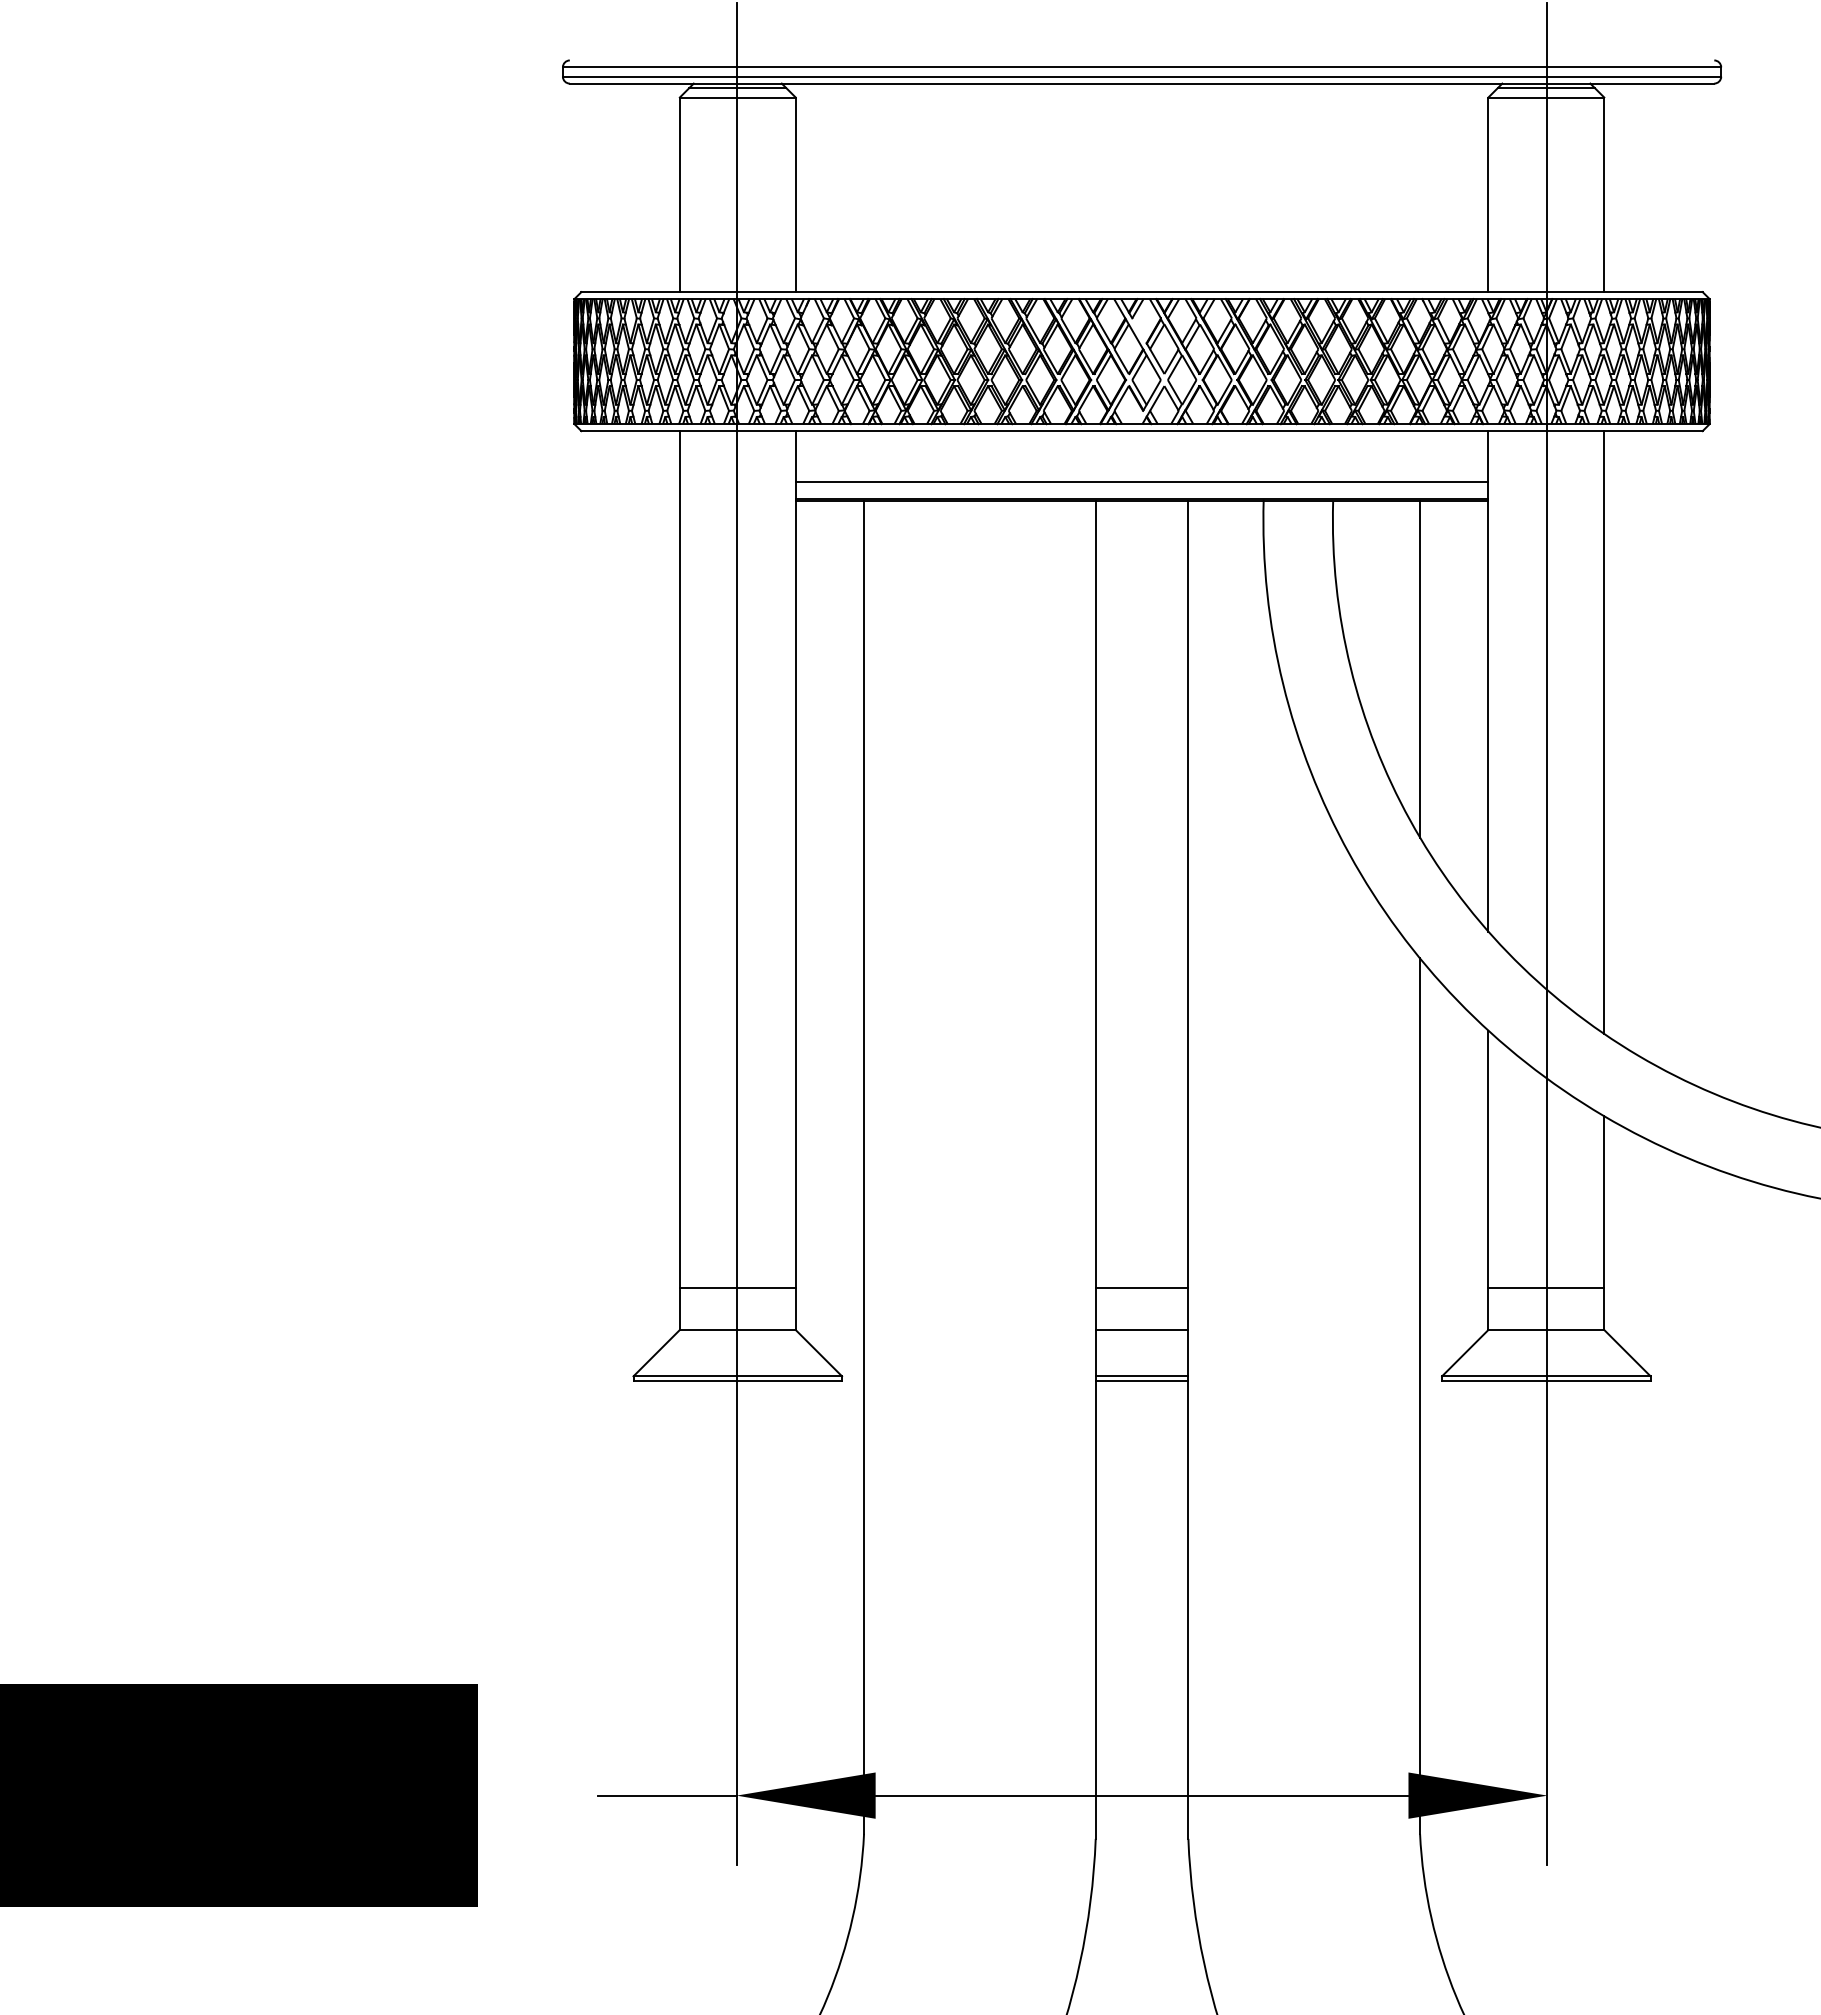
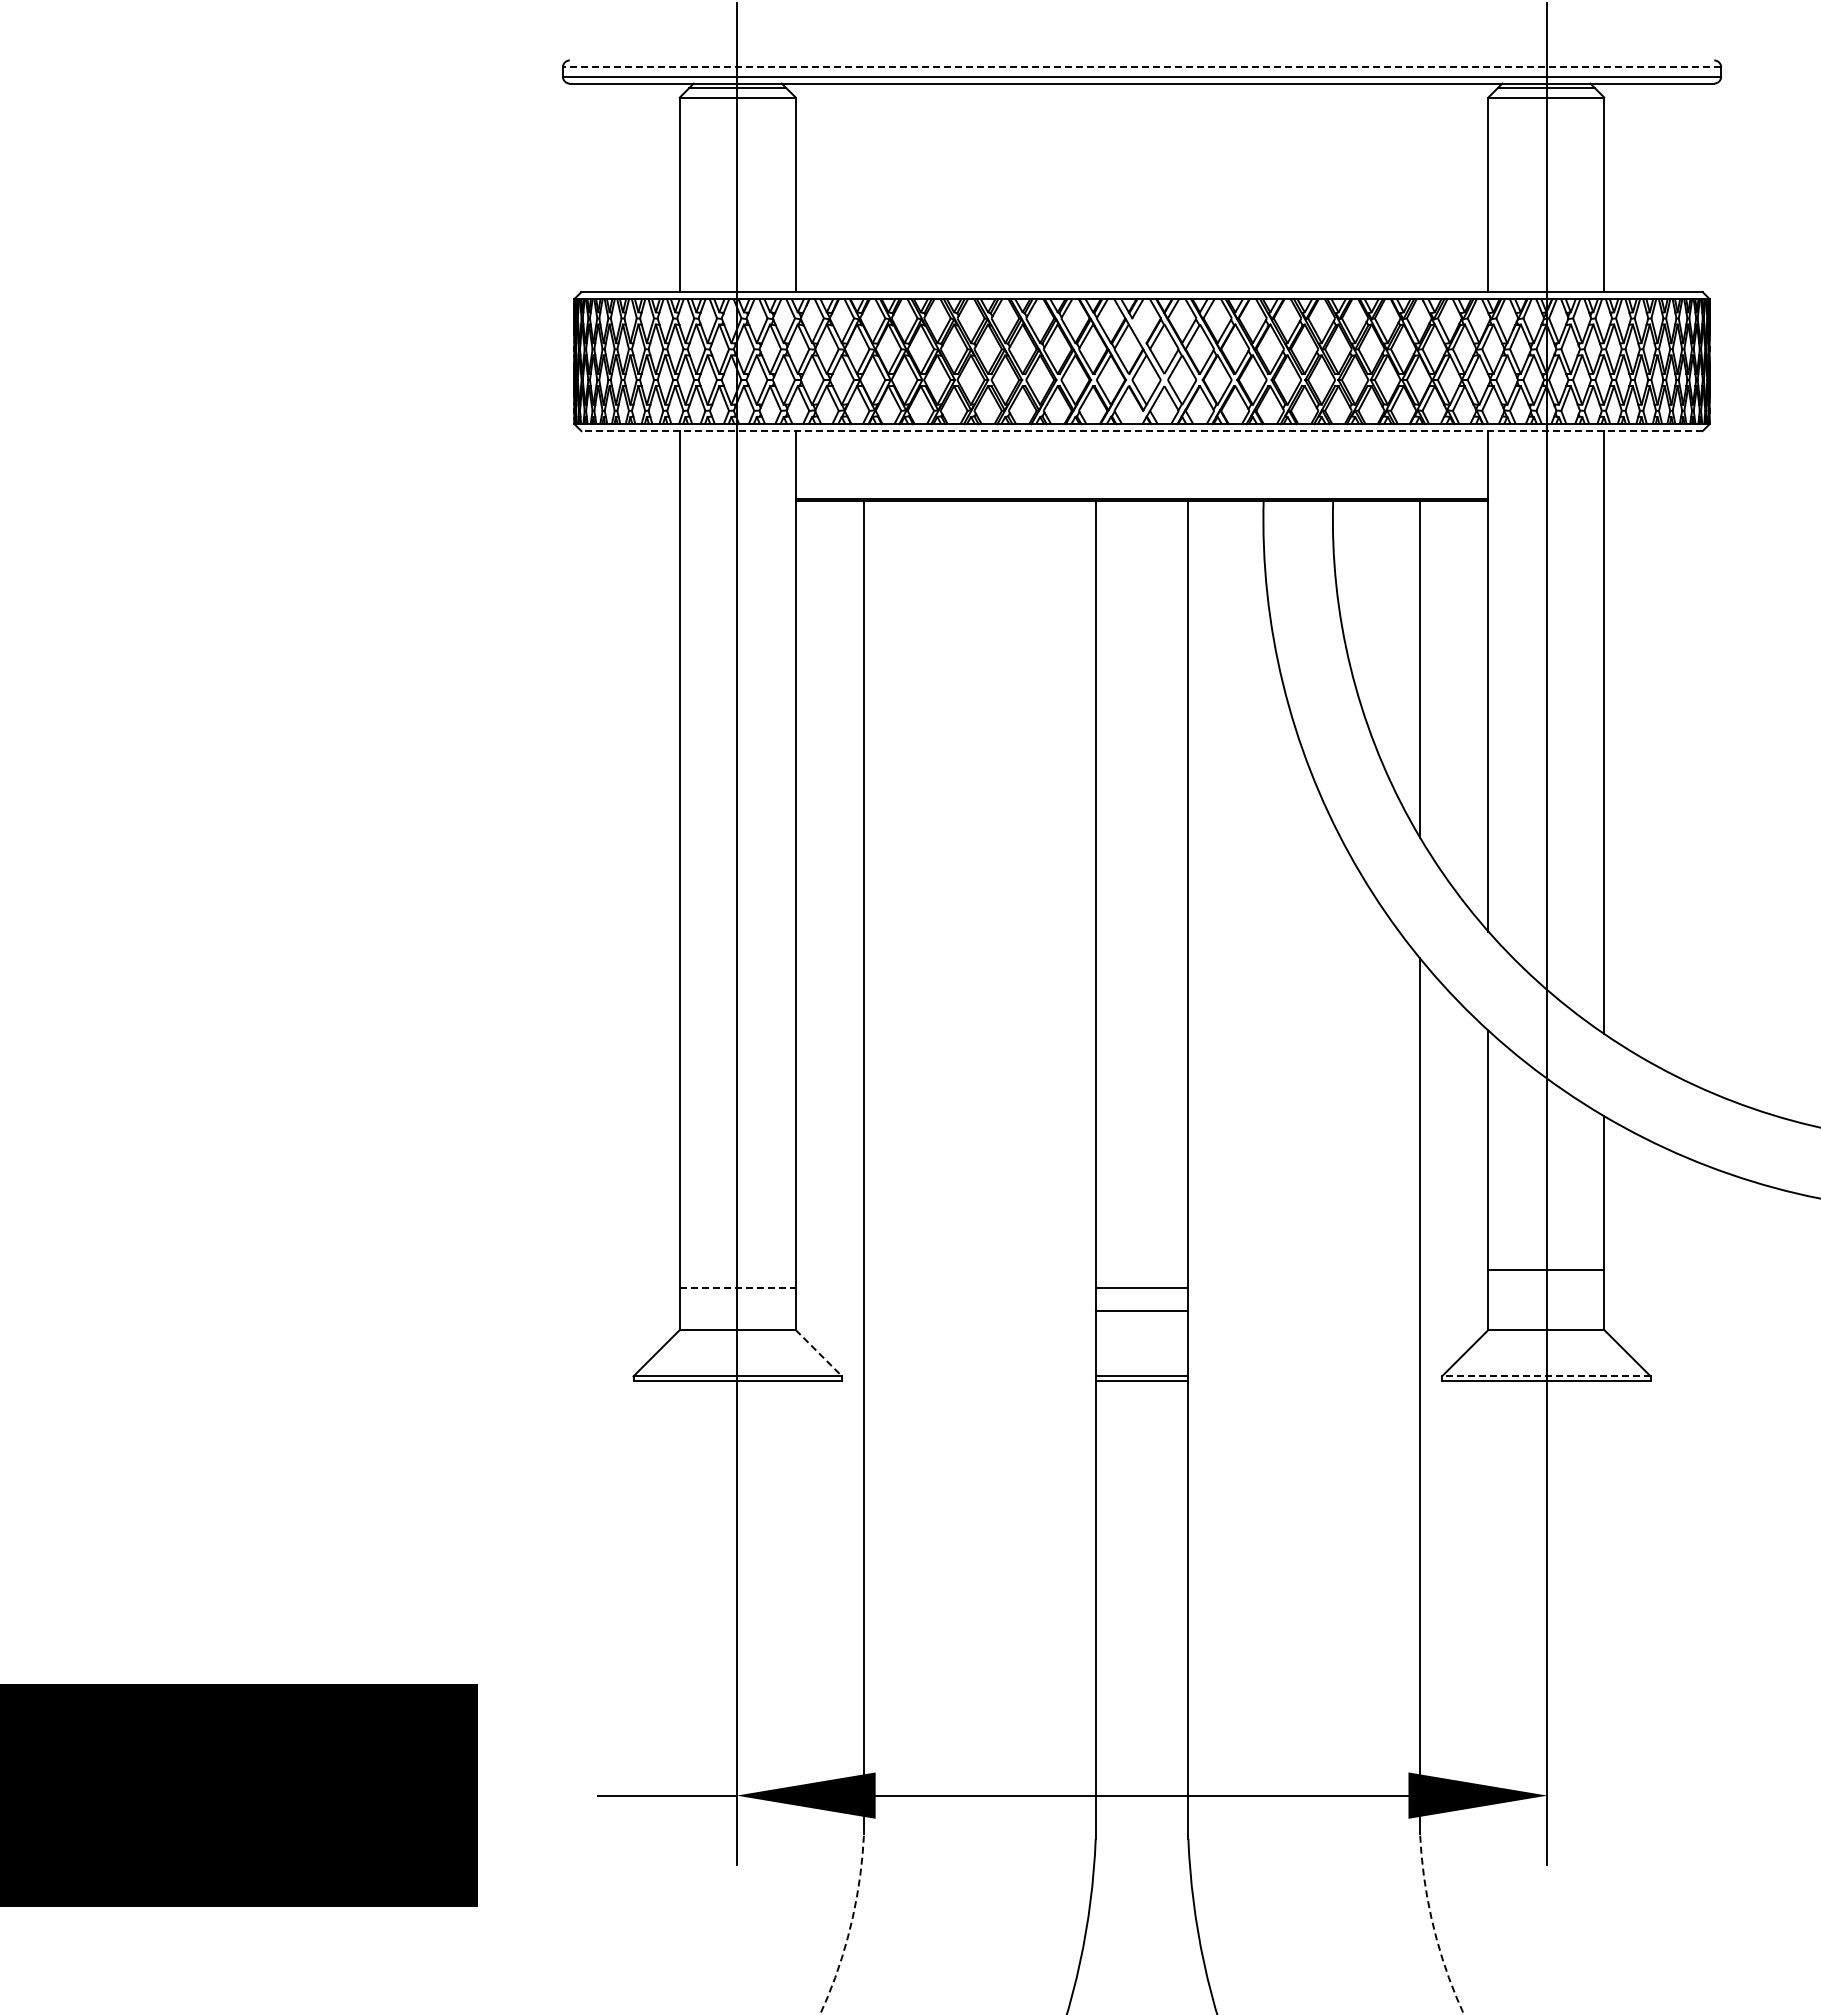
line: solid -> dashed (1141, 67)
line: solid -> dashed (1142, 431)
line: present -> none (1141, 482)
line: solid -> dashed (737, 1288)
line position: (1546, 1288) -> (1546, 1270) (1546, 1270)
line position: (1141, 1329) -> (1141, 1310) (1141, 1310)
line: solid -> dashed (818, 1353)
line: solid -> dashed (1545, 1376)
line: solid -> dashed (850, 1925)
line: solid -> dashed (1433, 1925)
